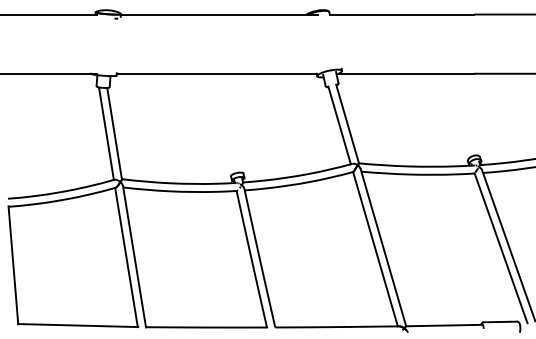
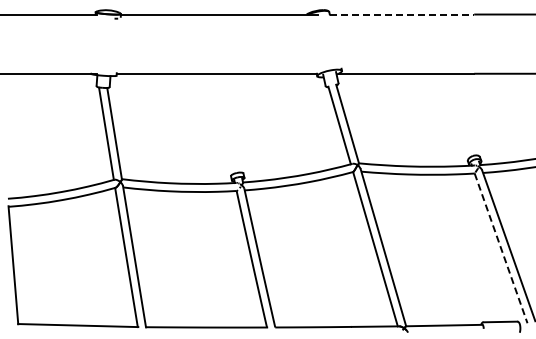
line: solid -> dashed (402, 14)
line: solid -> dashed (501, 248)
